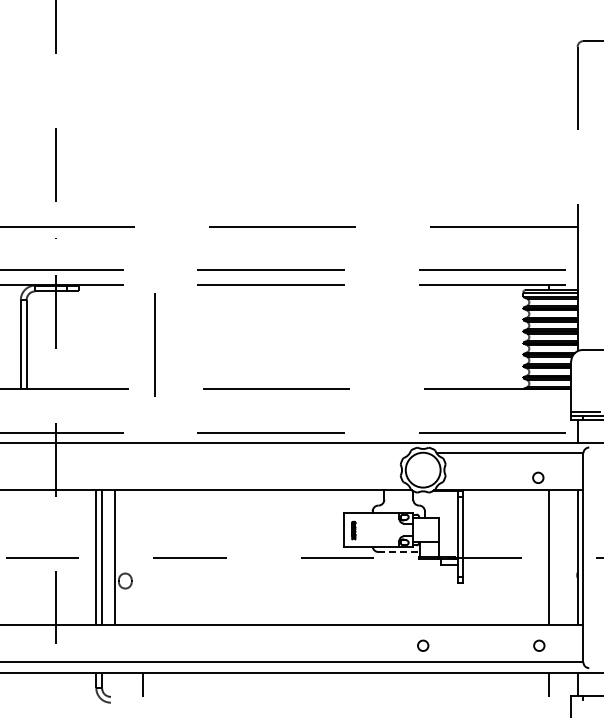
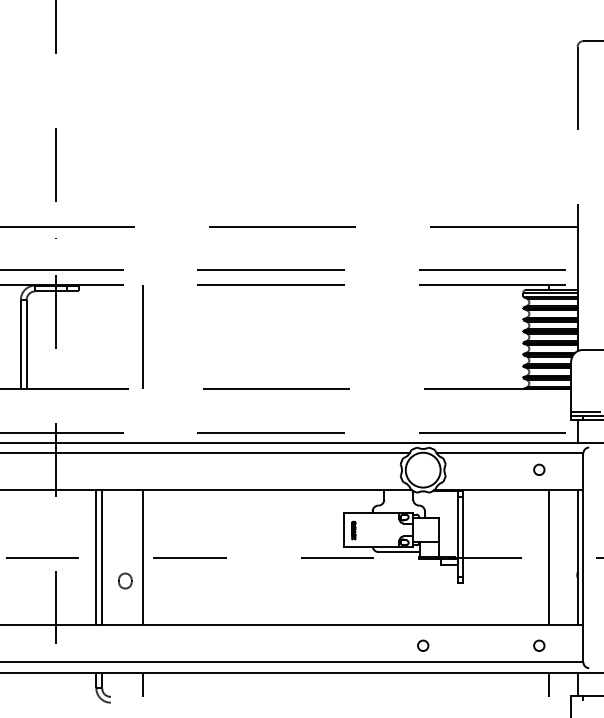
line position: (154, 344) -> (142, 336) (142, 336)
line: none -> present (205, 453)
circle position: (538, 477) -> (539, 469) (539, 469)
line: dashed -> solid (399, 552)
line position: (114, 557) -> (142, 557) (142, 557)
